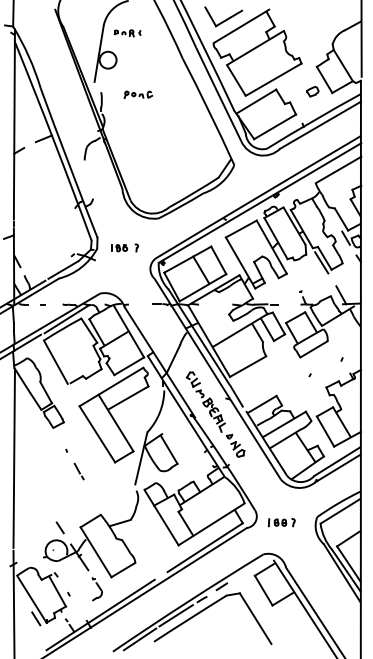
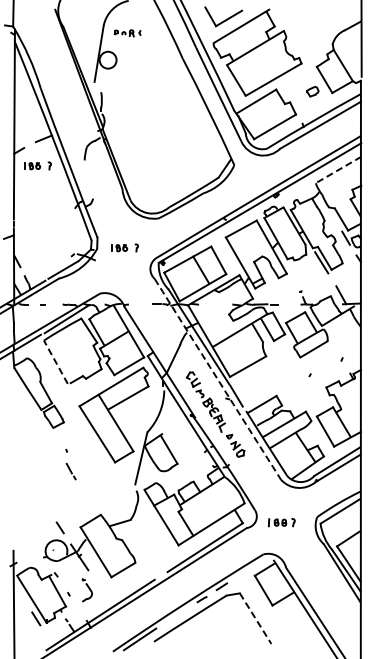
part: present -> none (138, 94)
part: none -> present (37, 165)
line: solid -> dashed (338, 170)
line: solid -> dashed (55, 362)
arc: solid -> dashed (217, 379)
line: present -> none (13, 458)
line position: (78, 471) -> (70, 471) (70, 471)
part position: (96, 589) -> (86, 590) (86, 590)
line: present -> none (175, 615)
line: solid -> dashed (255, 618)
